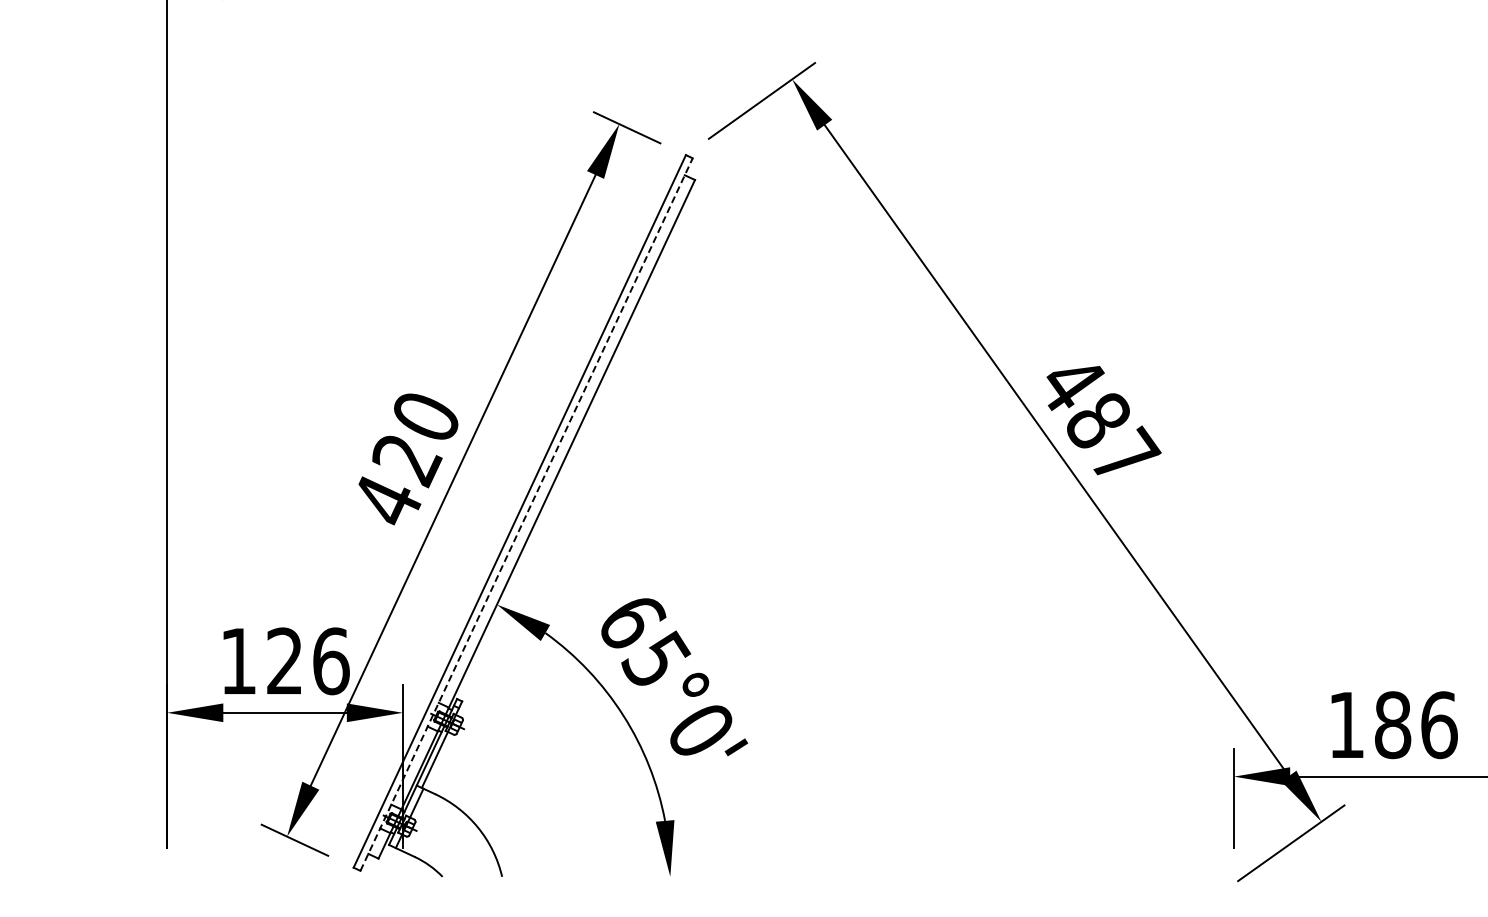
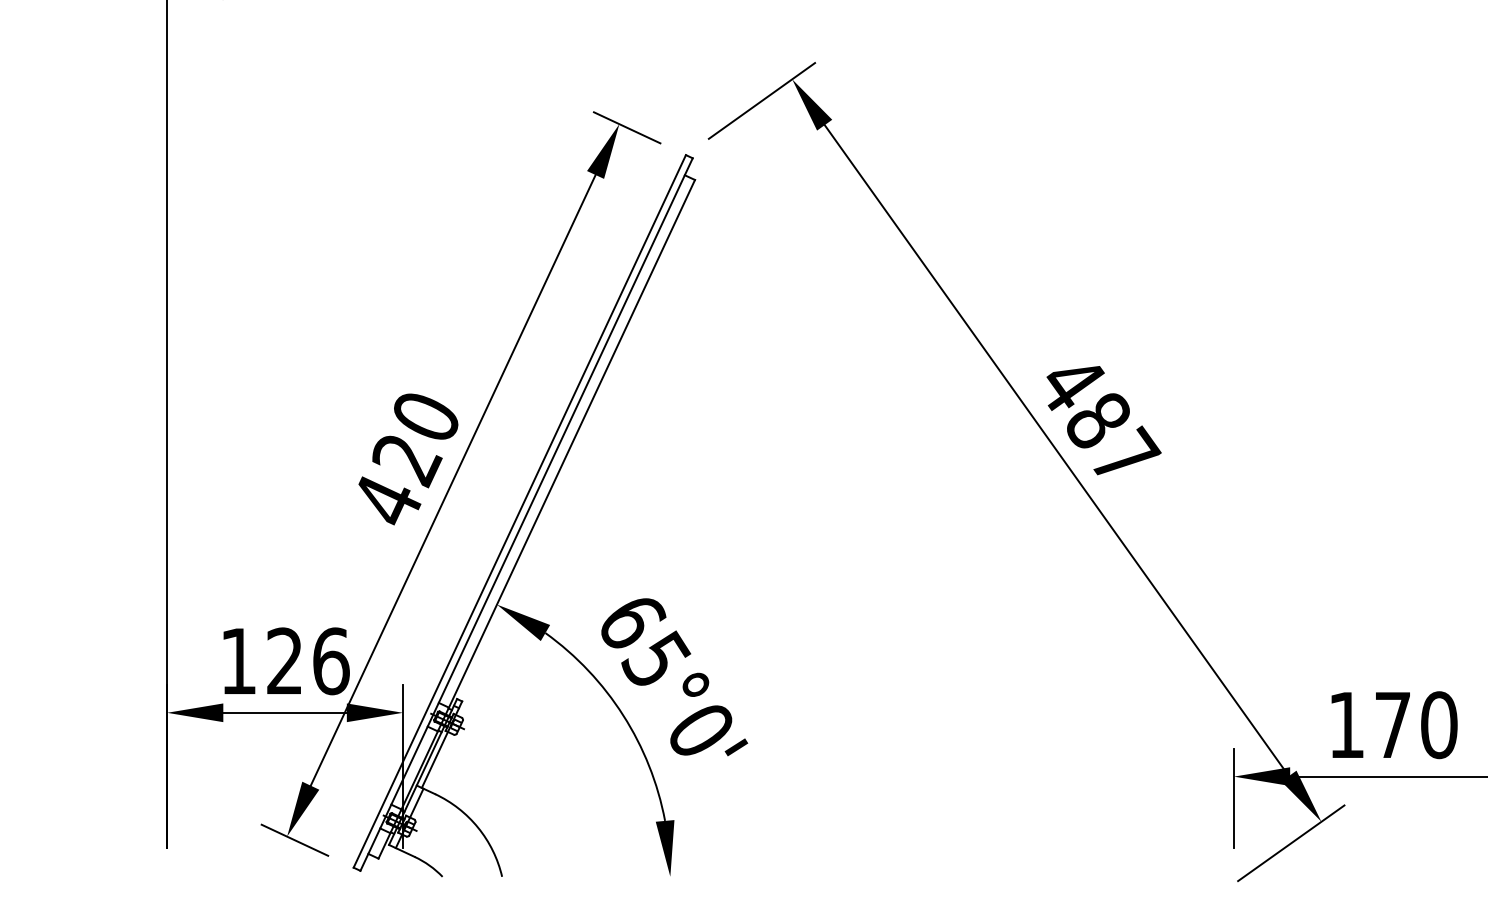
line: dashed -> solid (526, 514)
text: 186 -> 170 (1416, 725)
